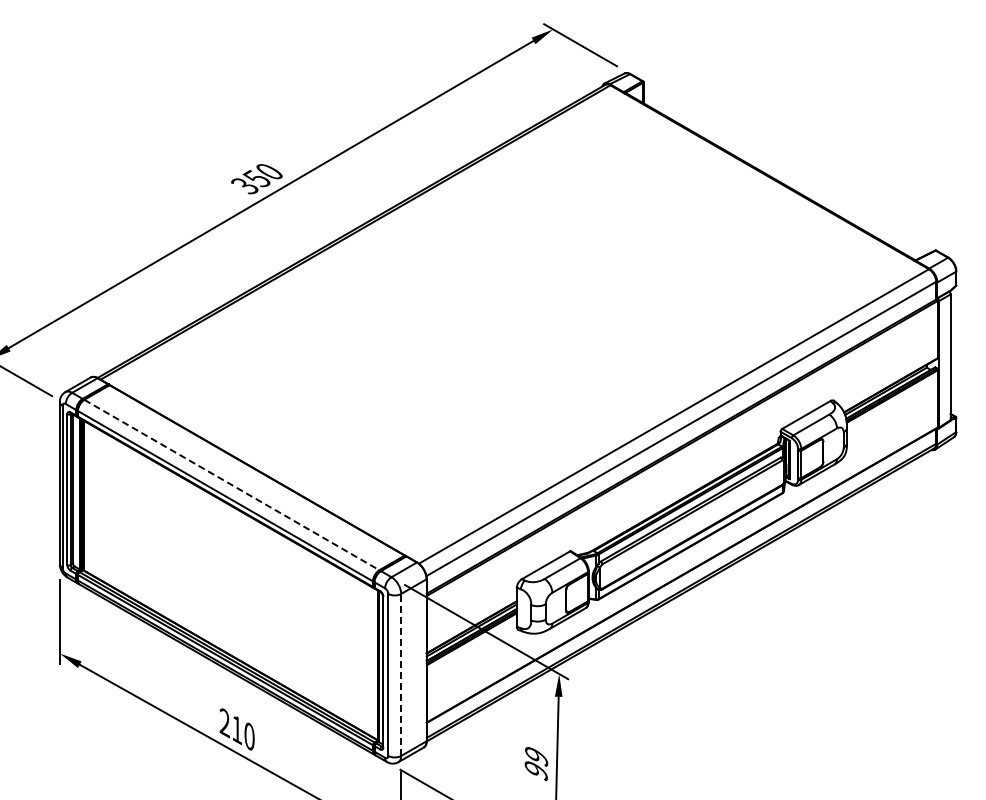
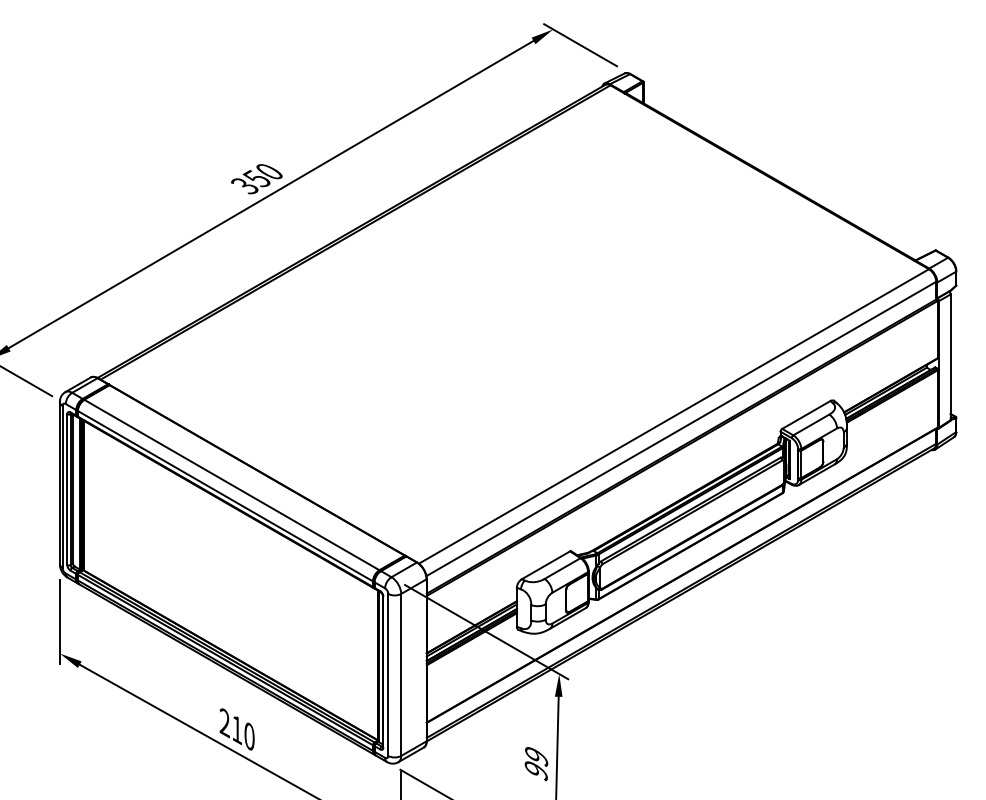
line: dashed -> solid (232, 485)
line: dashed -> solid (401, 674)
